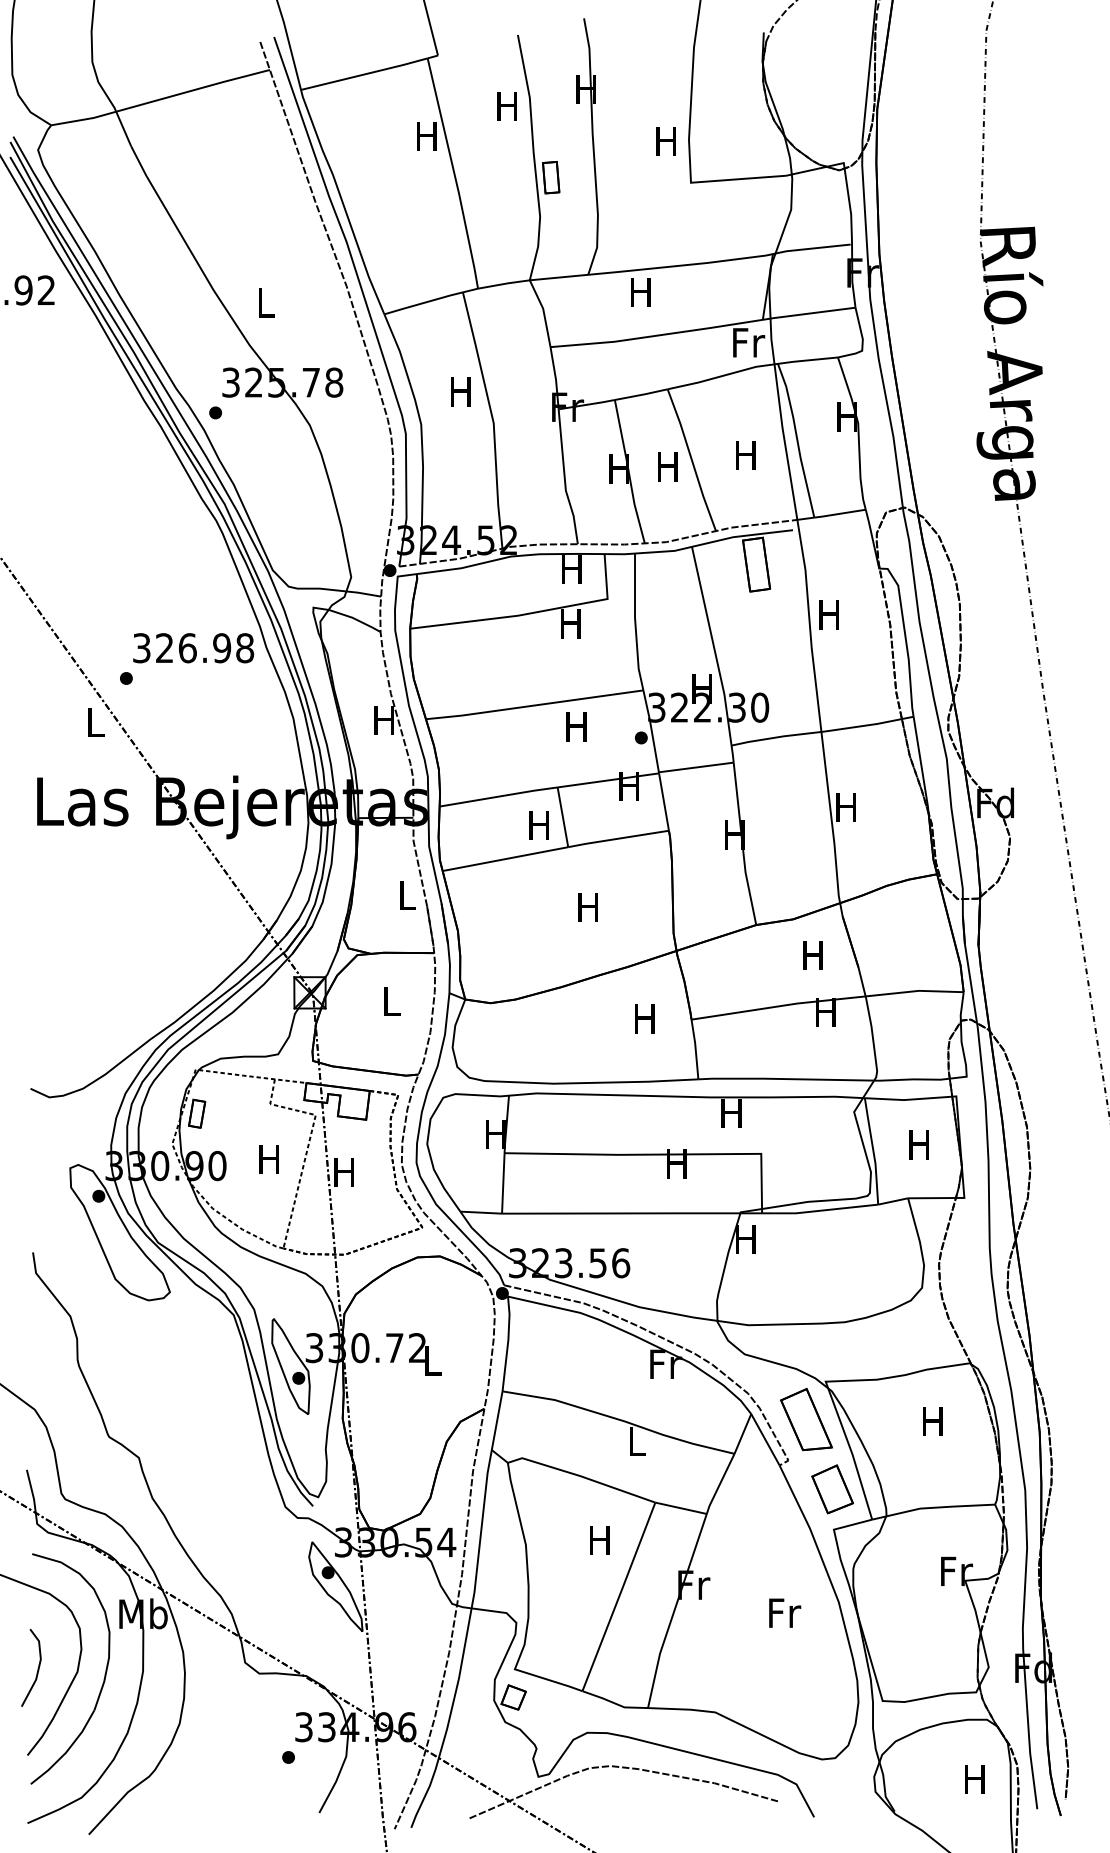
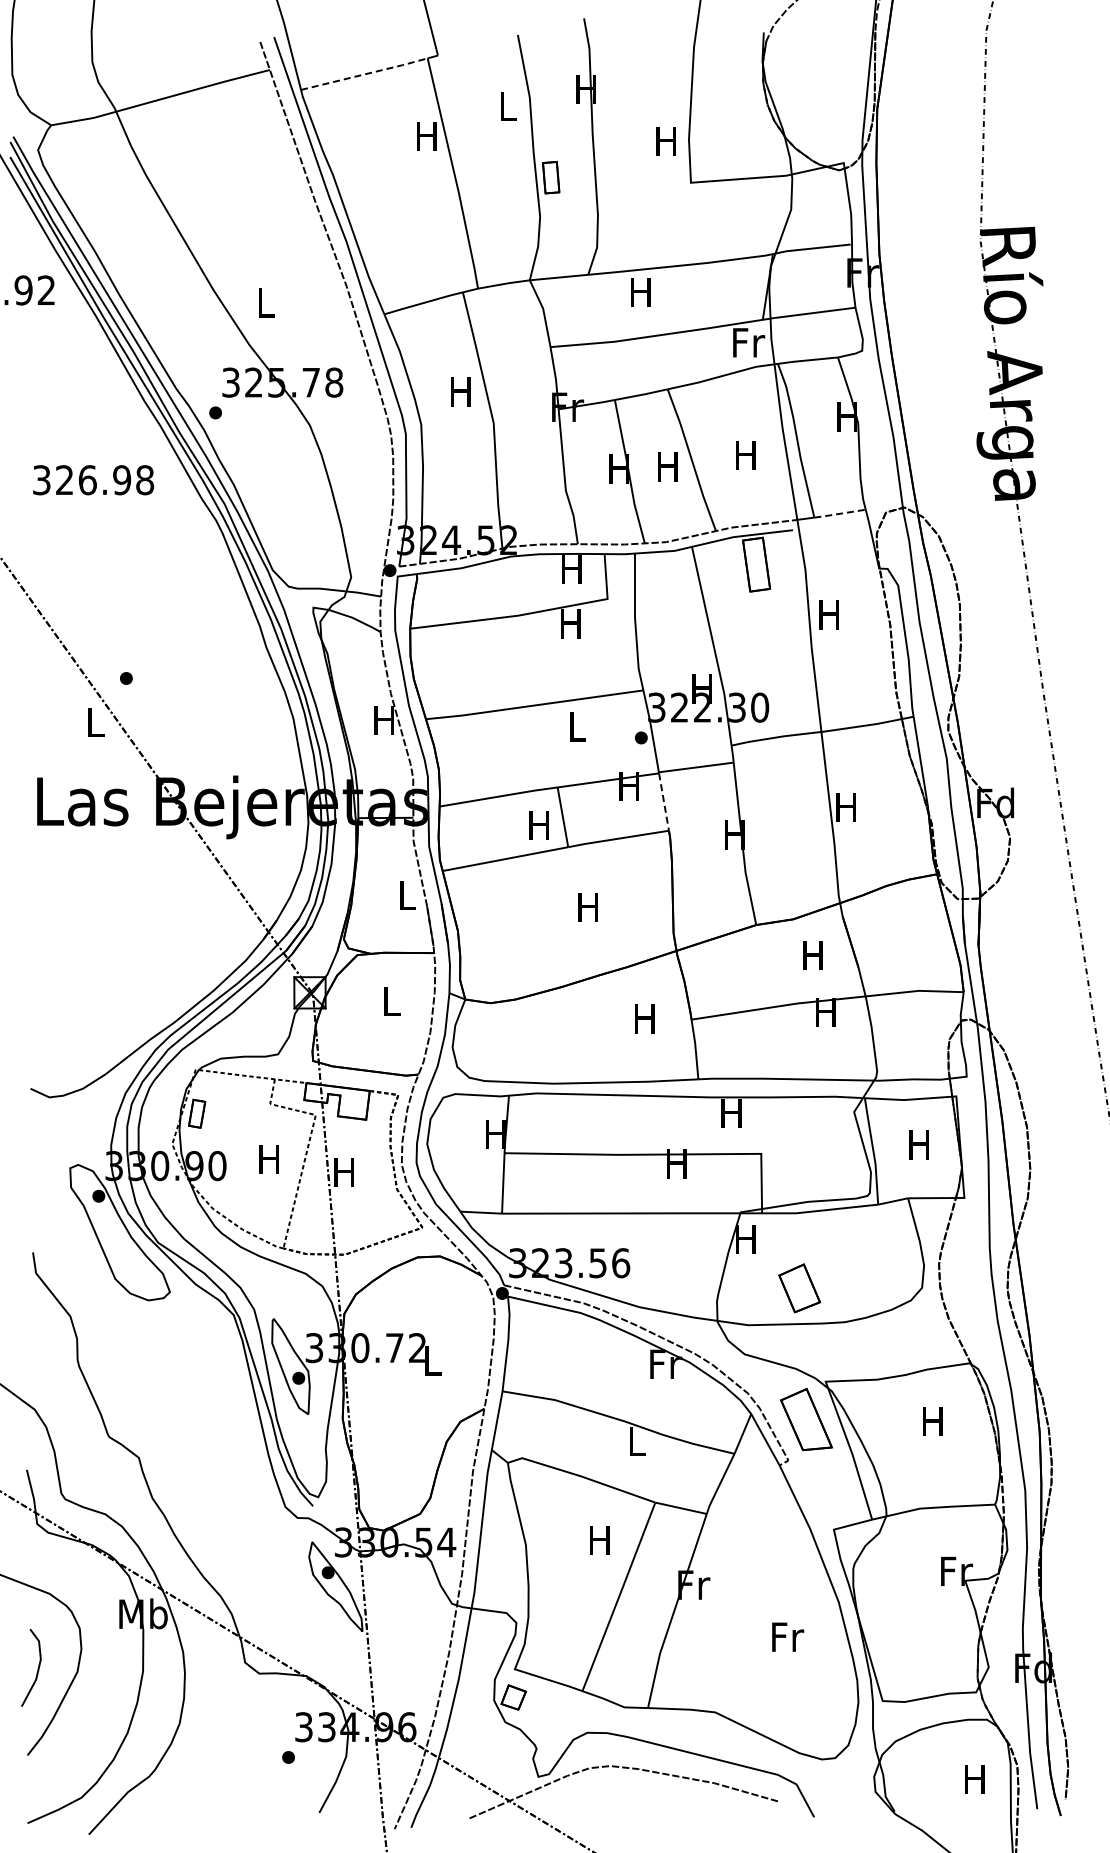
line: solid -> dashed (365, 74)
text: H -> L (506, 106)
line: solid -> dashed (839, 513)
text position: (193, 648) -> (93, 480) (93, 480)
text: H -> L (576, 726)
line: solid -> dashed (664, 802)
part position: (832, 1489) -> (799, 1288) (799, 1288)
text position: (785, 1612) -> (788, 1636) (788, 1636)
part: present -> none (104, 1674)
